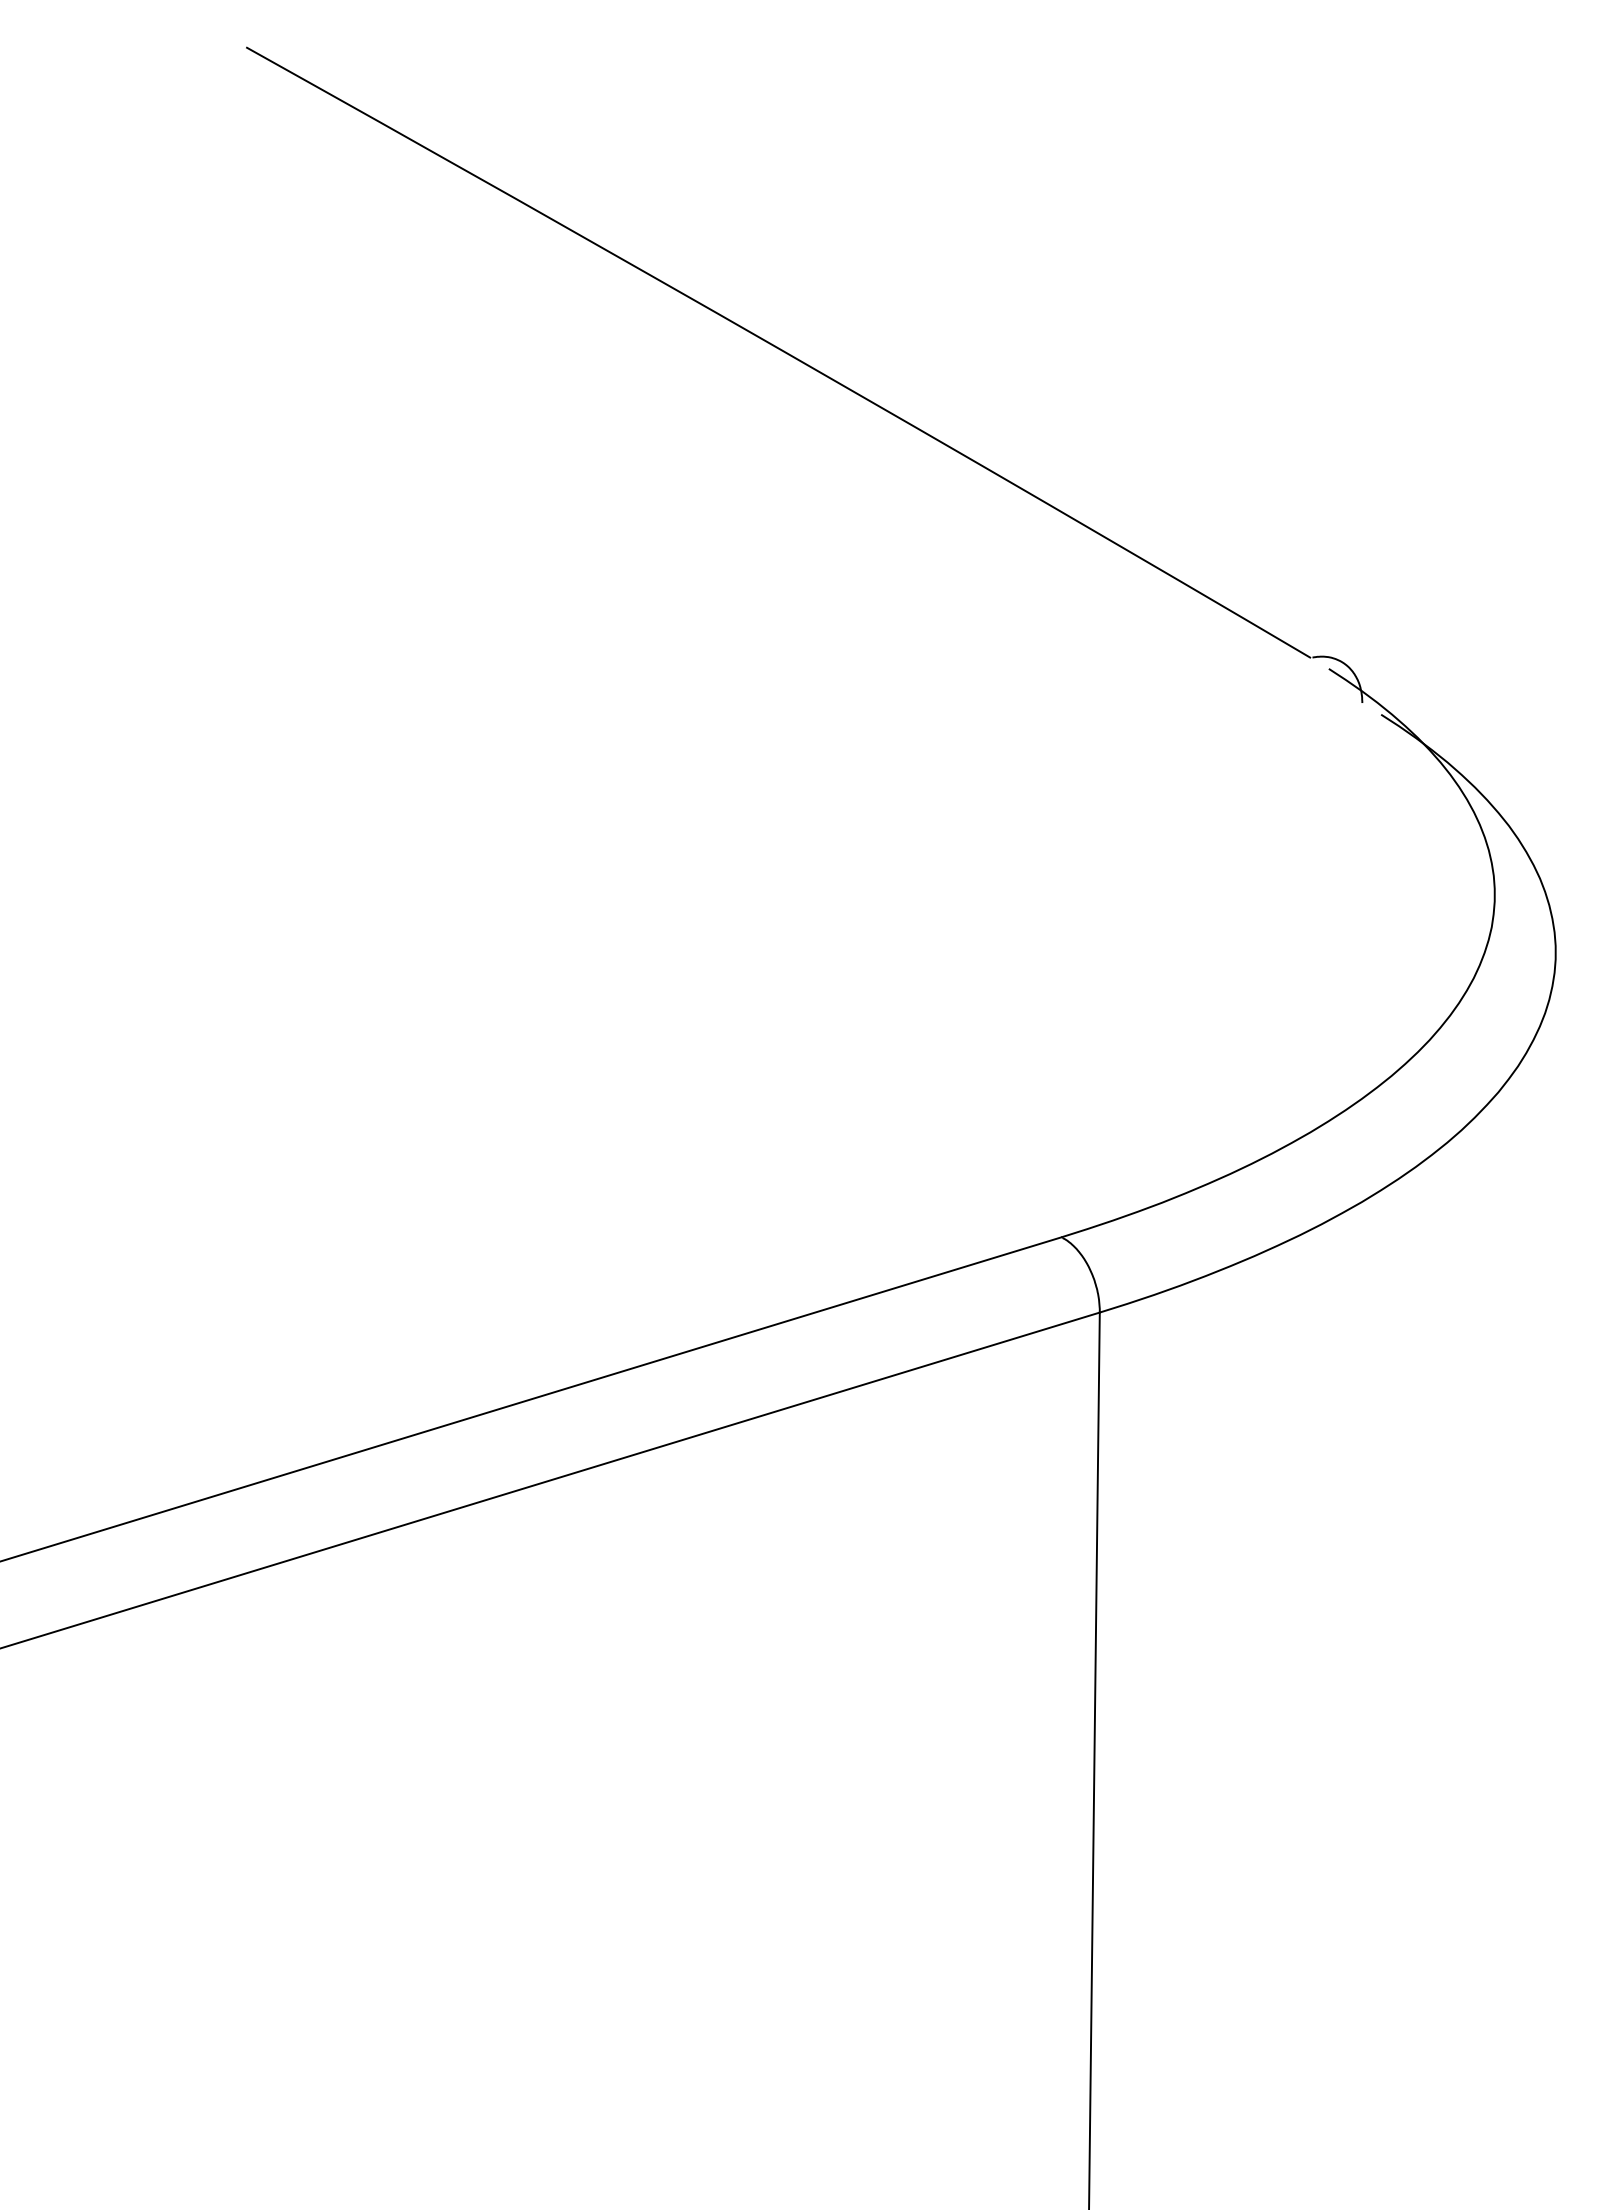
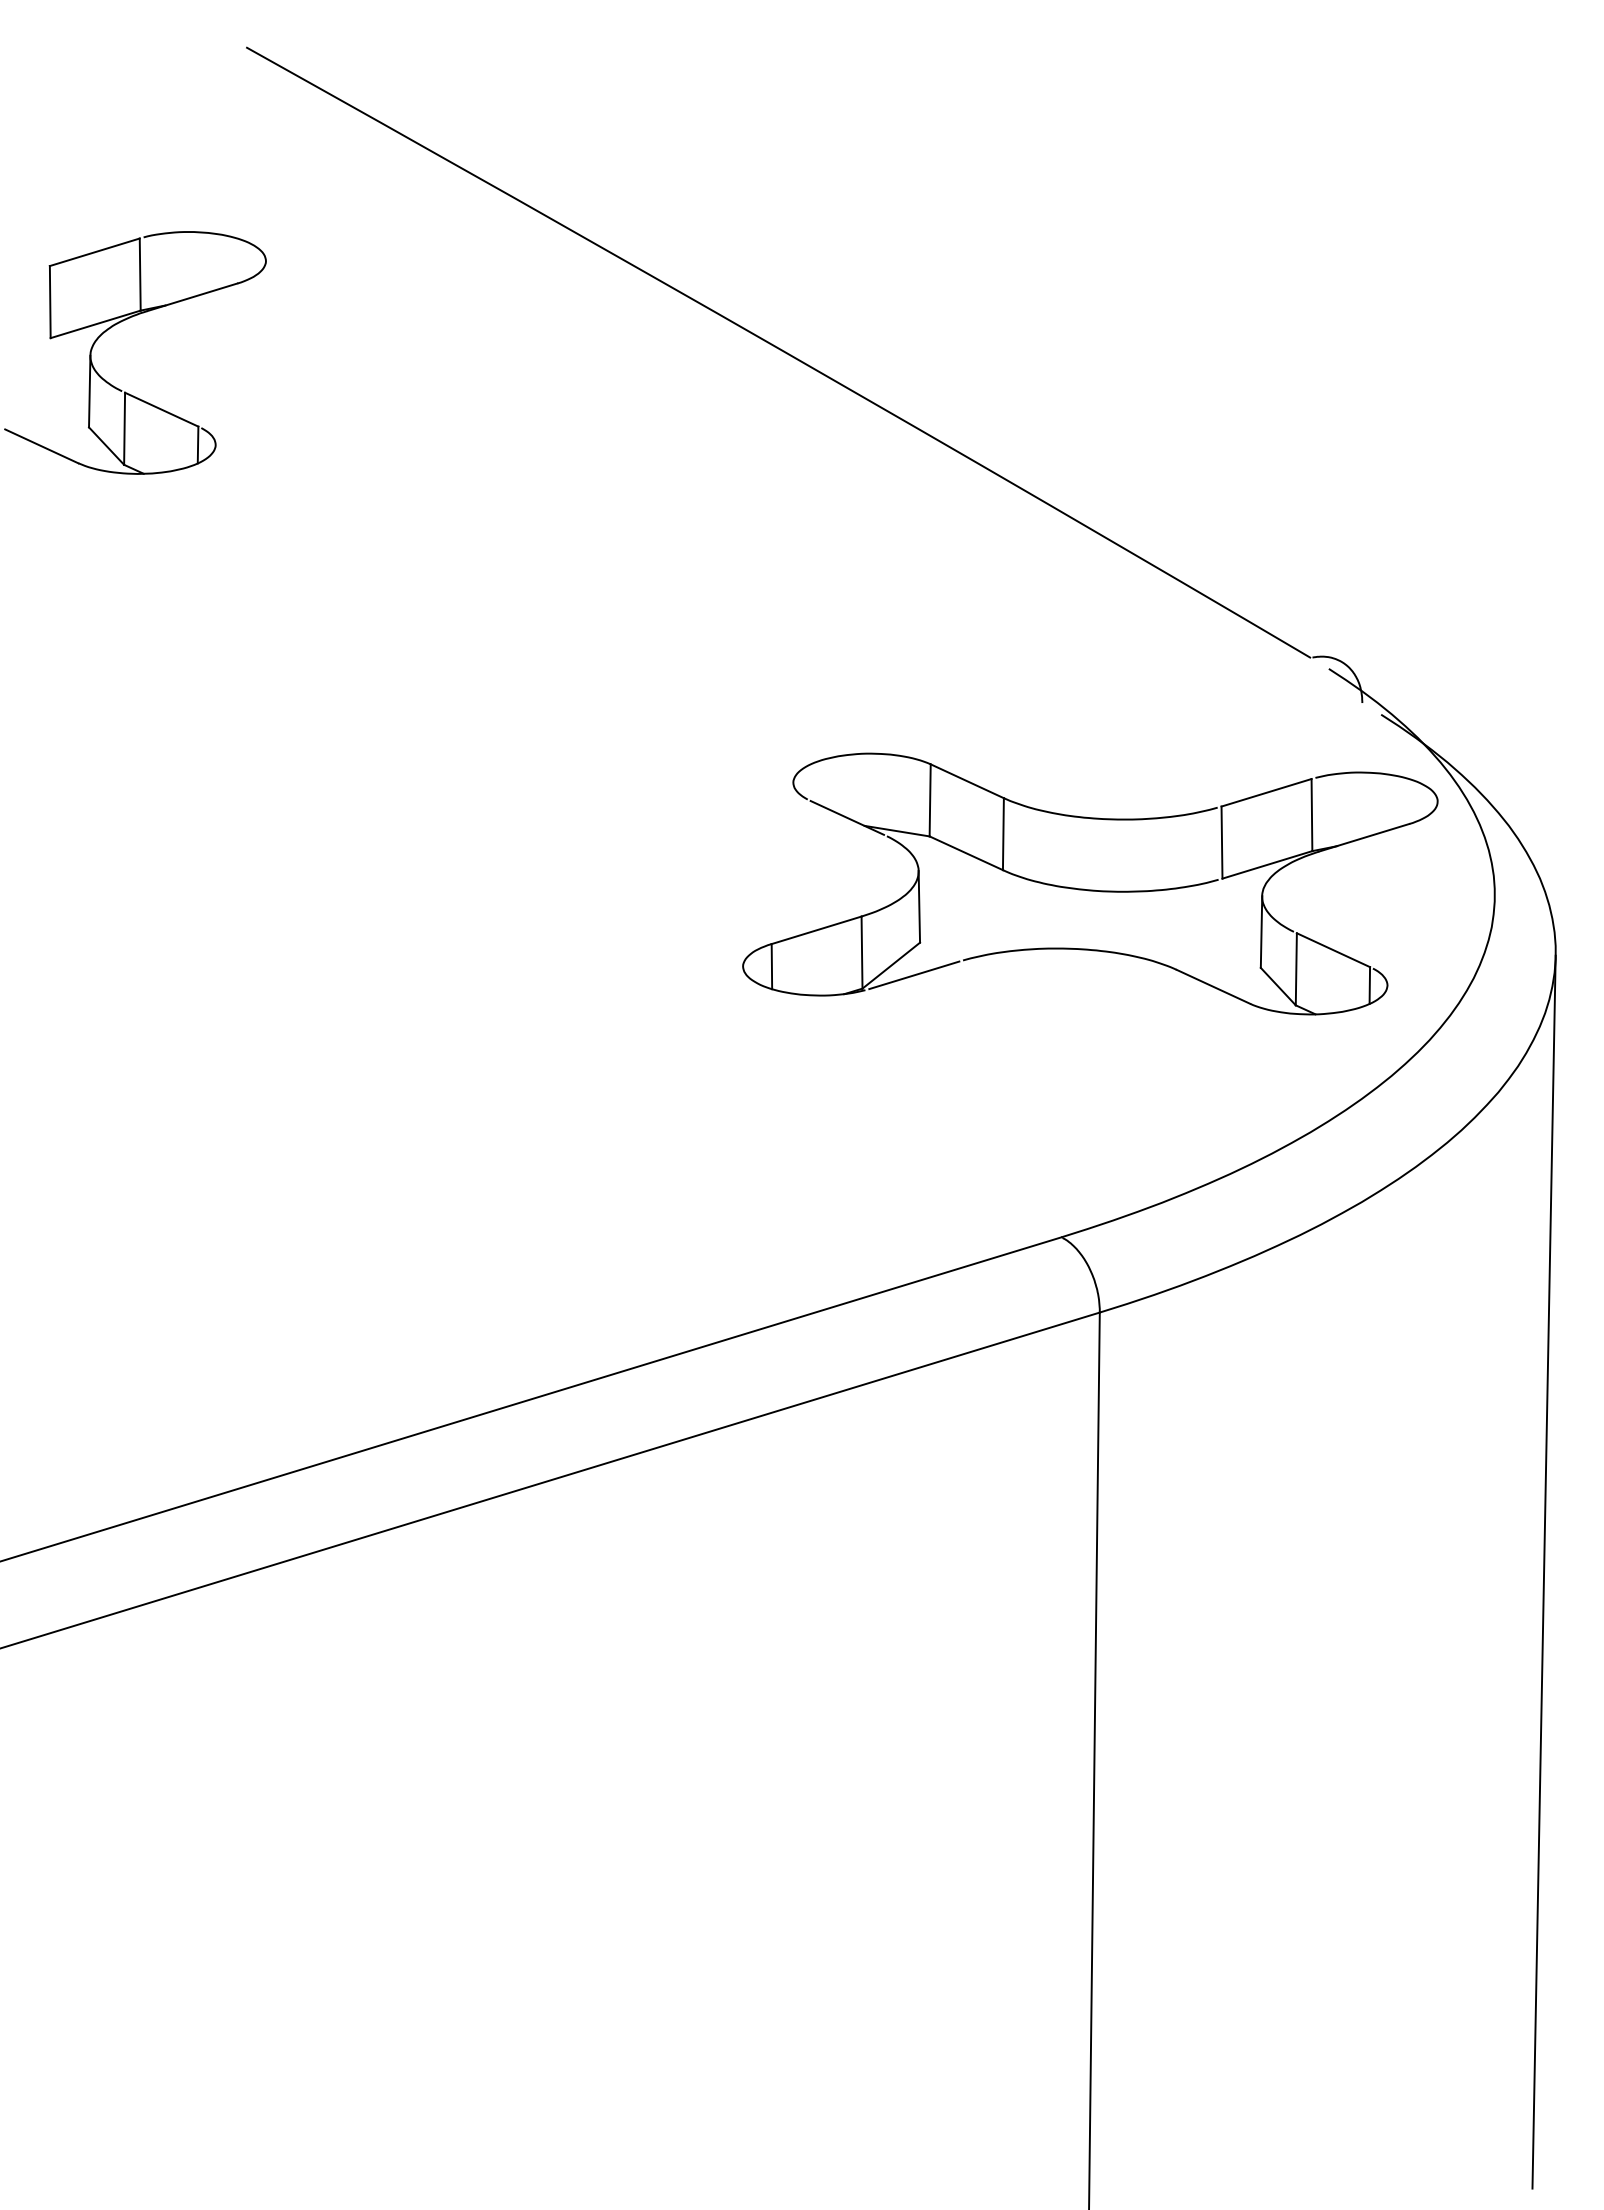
part: none -> present (121, 322)
part: none -> present (1090, 883)
line: none -> present (1543, 1571)
